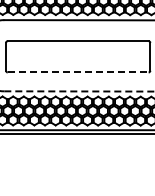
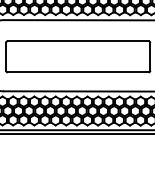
line: dashed -> solid (78, 72)
line: dashed -> solid (80, 91)
